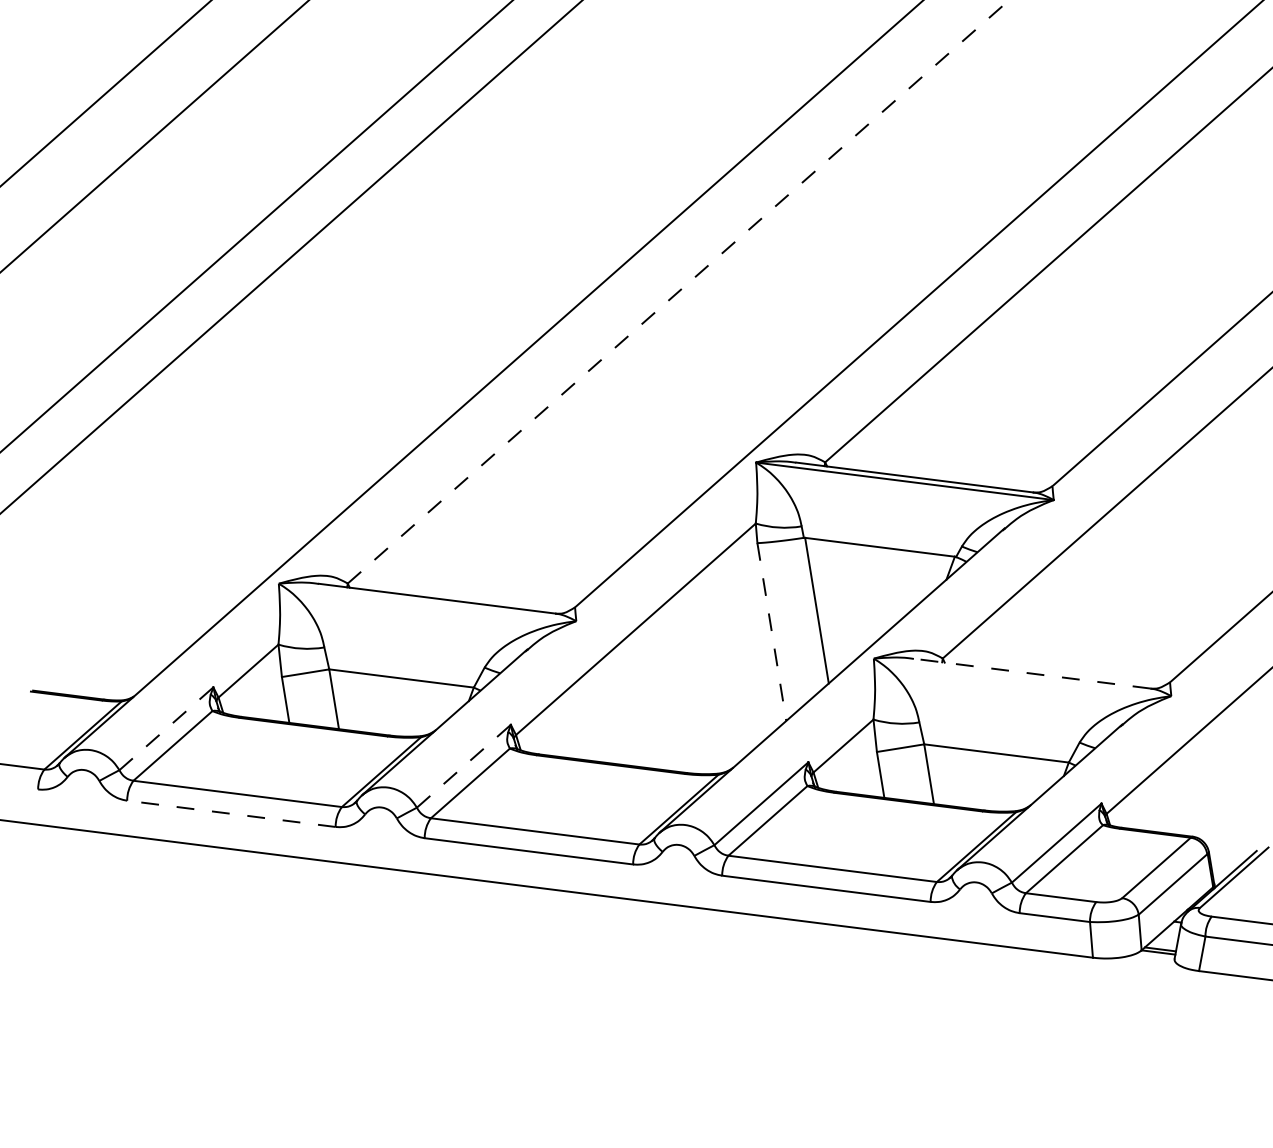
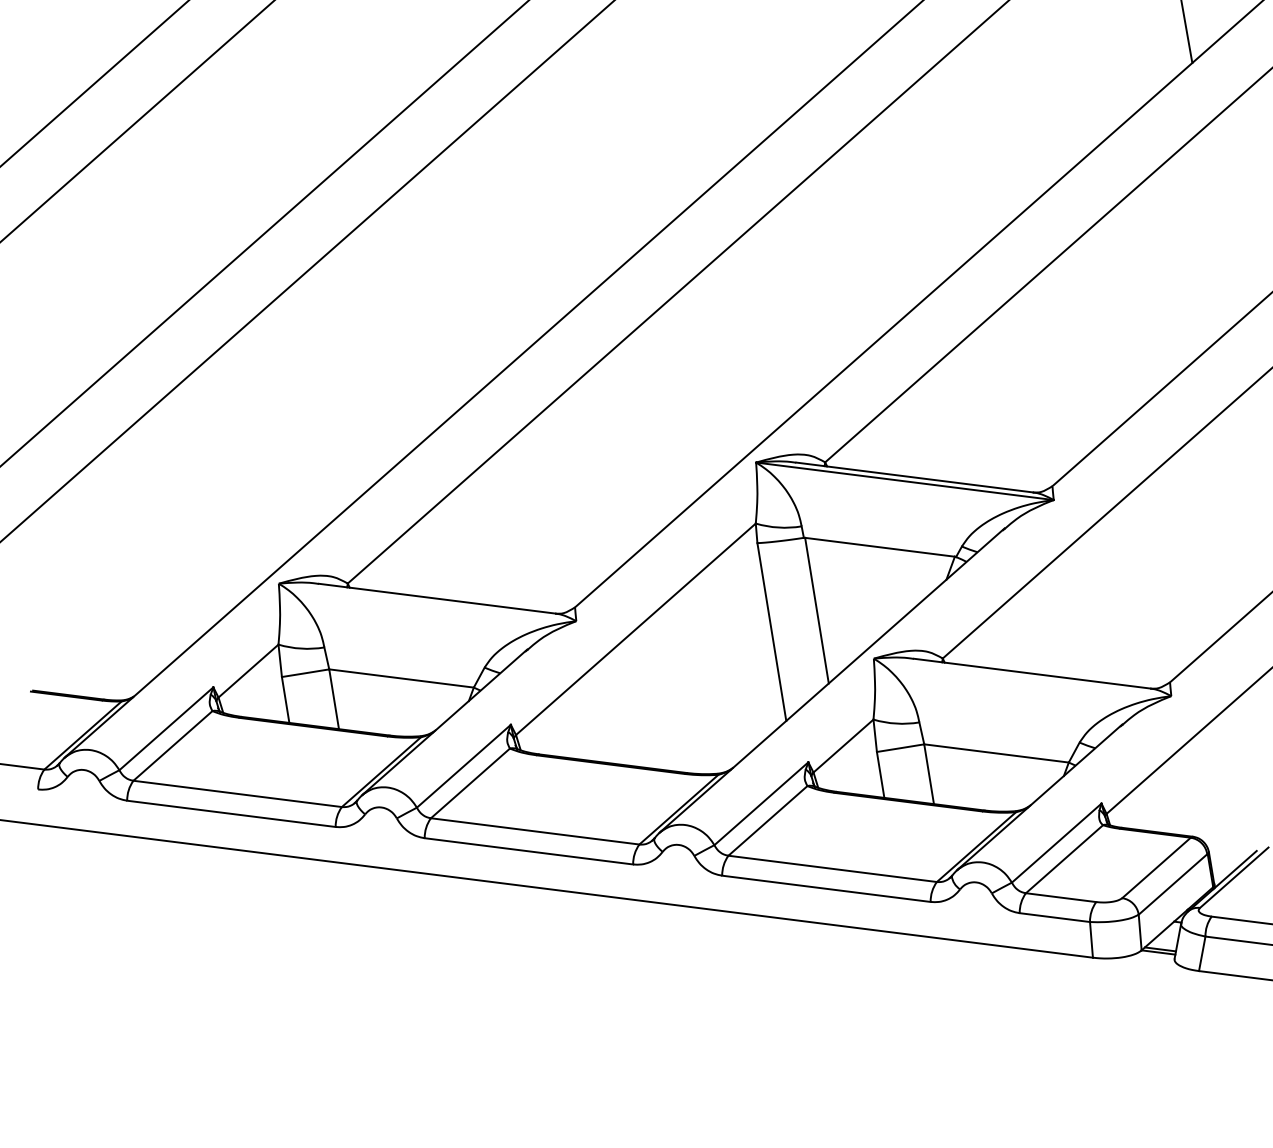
line: none -> present (1186, 32)
line position: (105, 93) -> (94, 83) (94, 83)
line position: (154, 136) -> (137, 121) (137, 121)
line position: (256, 226) -> (264, 233) (264, 233)
line position: (291, 257) -> (307, 271) (307, 271)
line: dashed -> solid (678, 292)
line: dashed -> solid (771, 632)
line: dashed -> solid (1031, 673)
line: dashed -> solid (166, 728)
line: dashed -> solid (463, 766)
line: dashed -> solid (230, 813)
